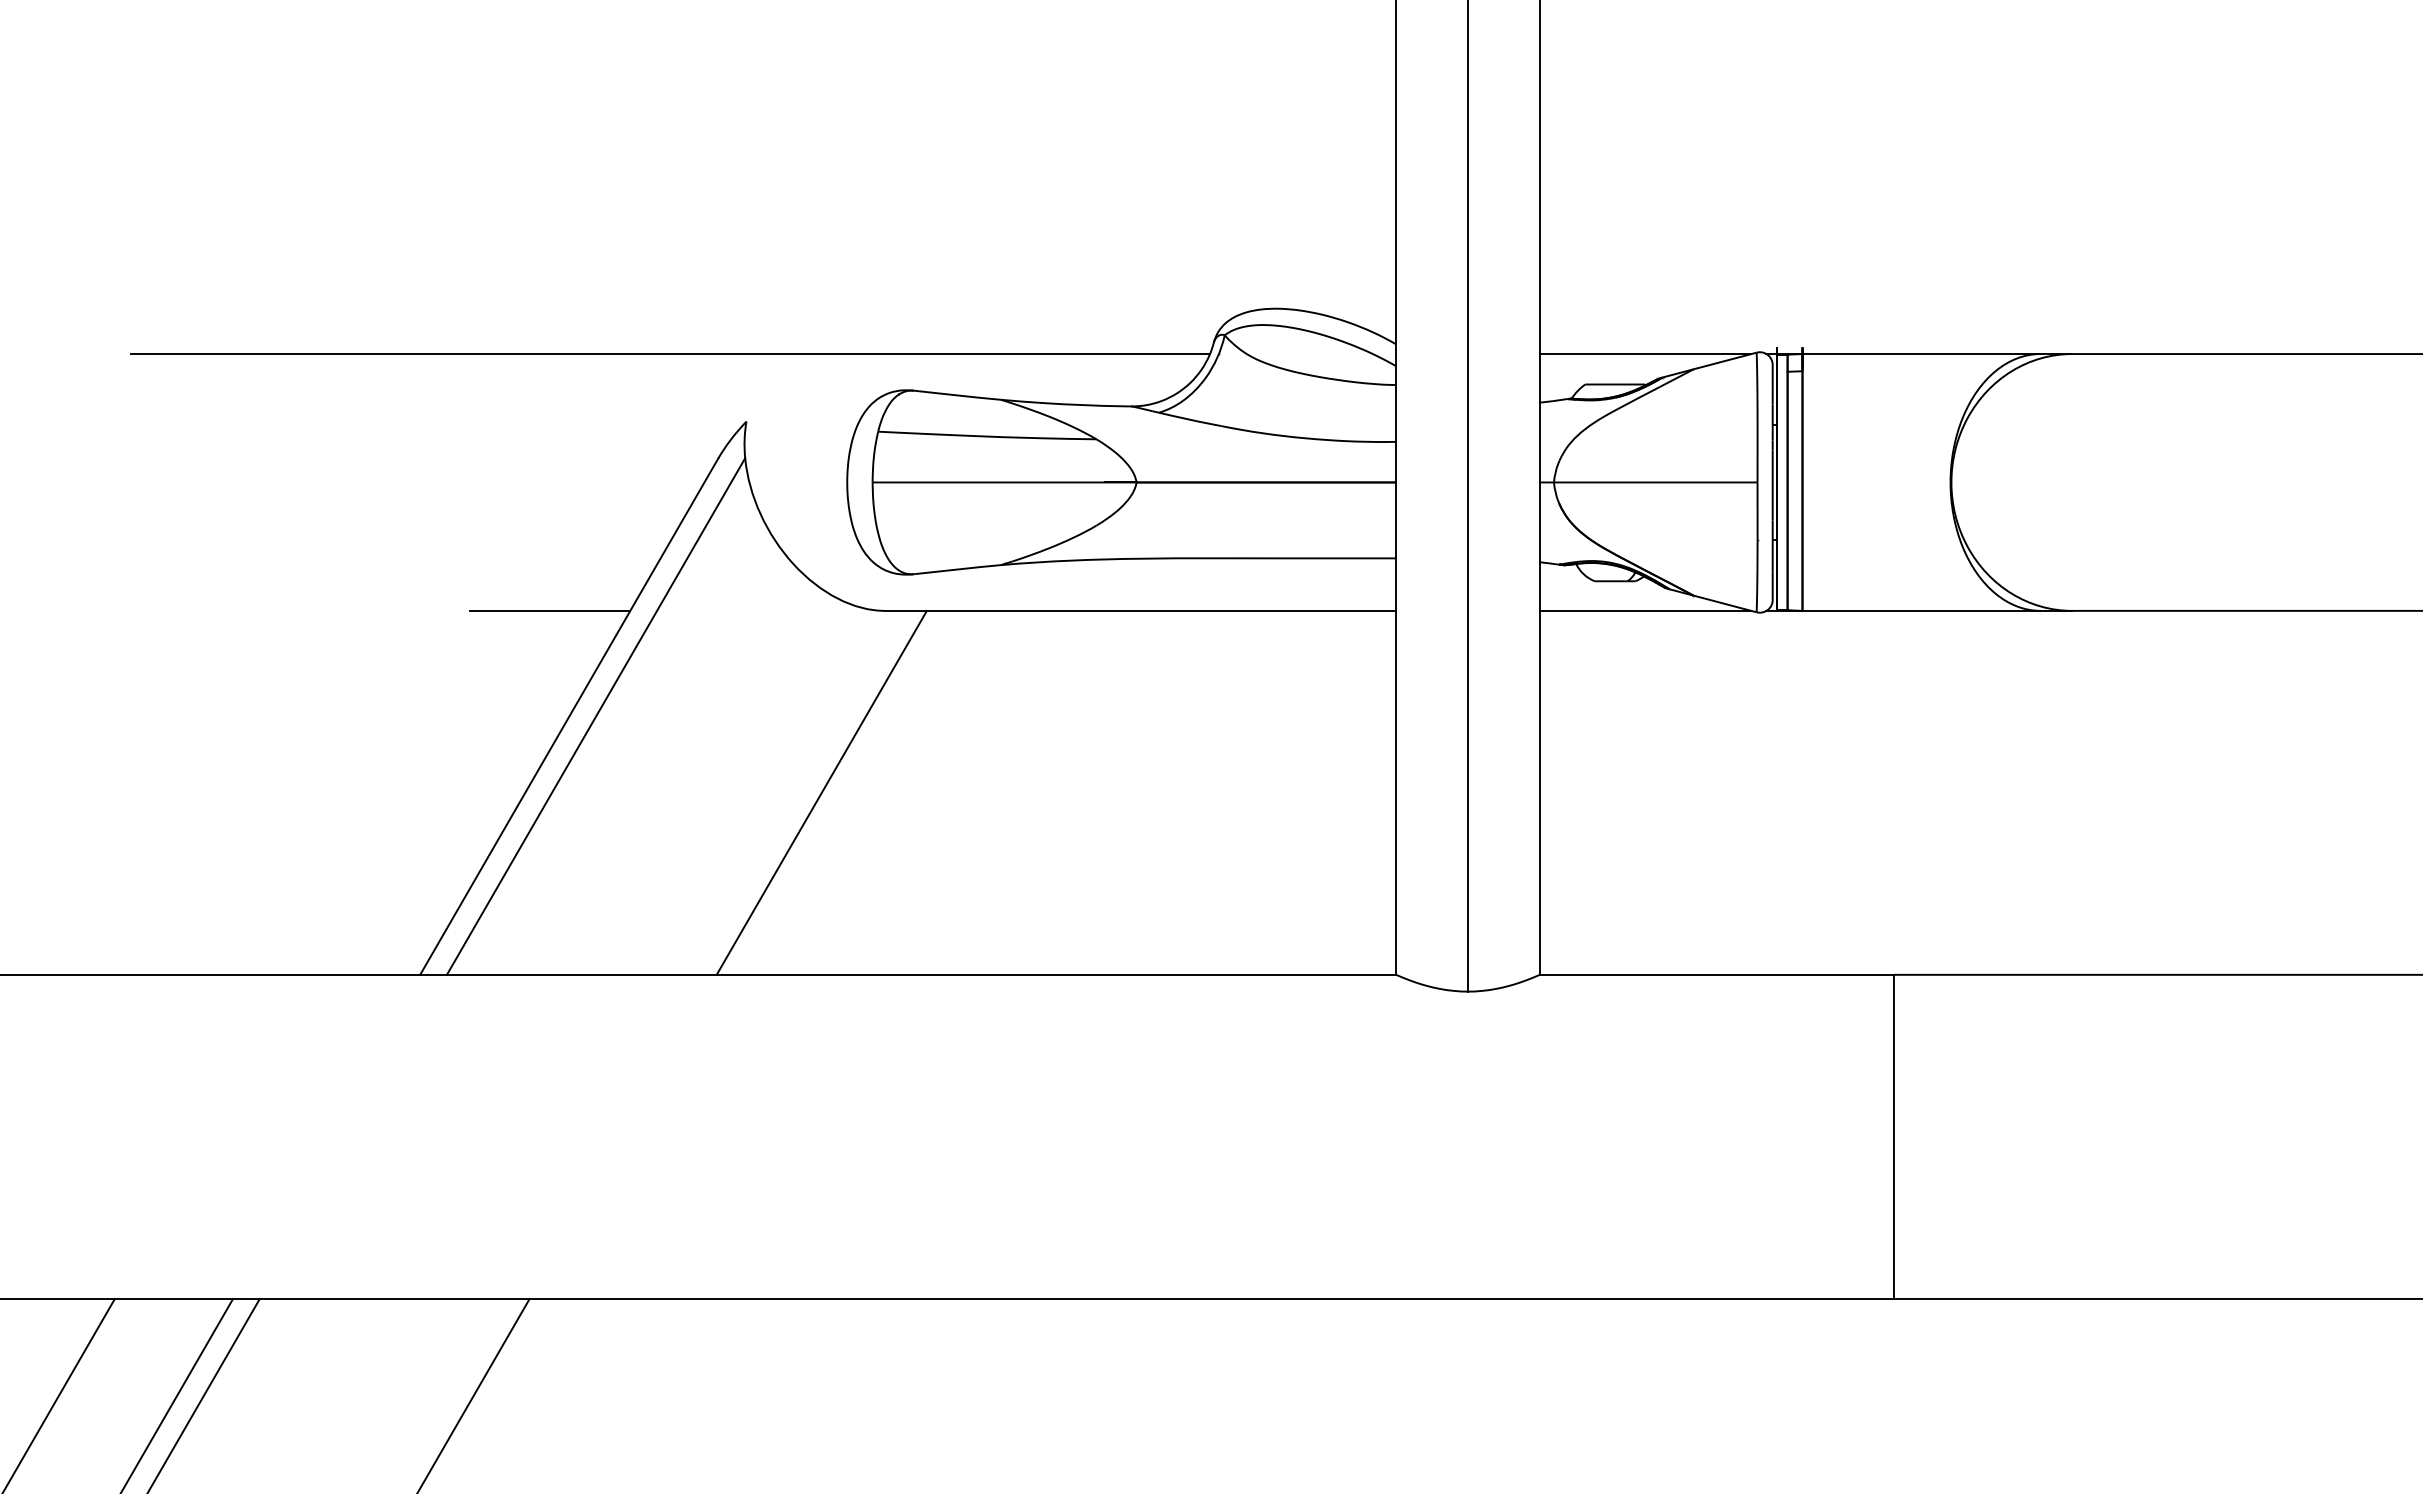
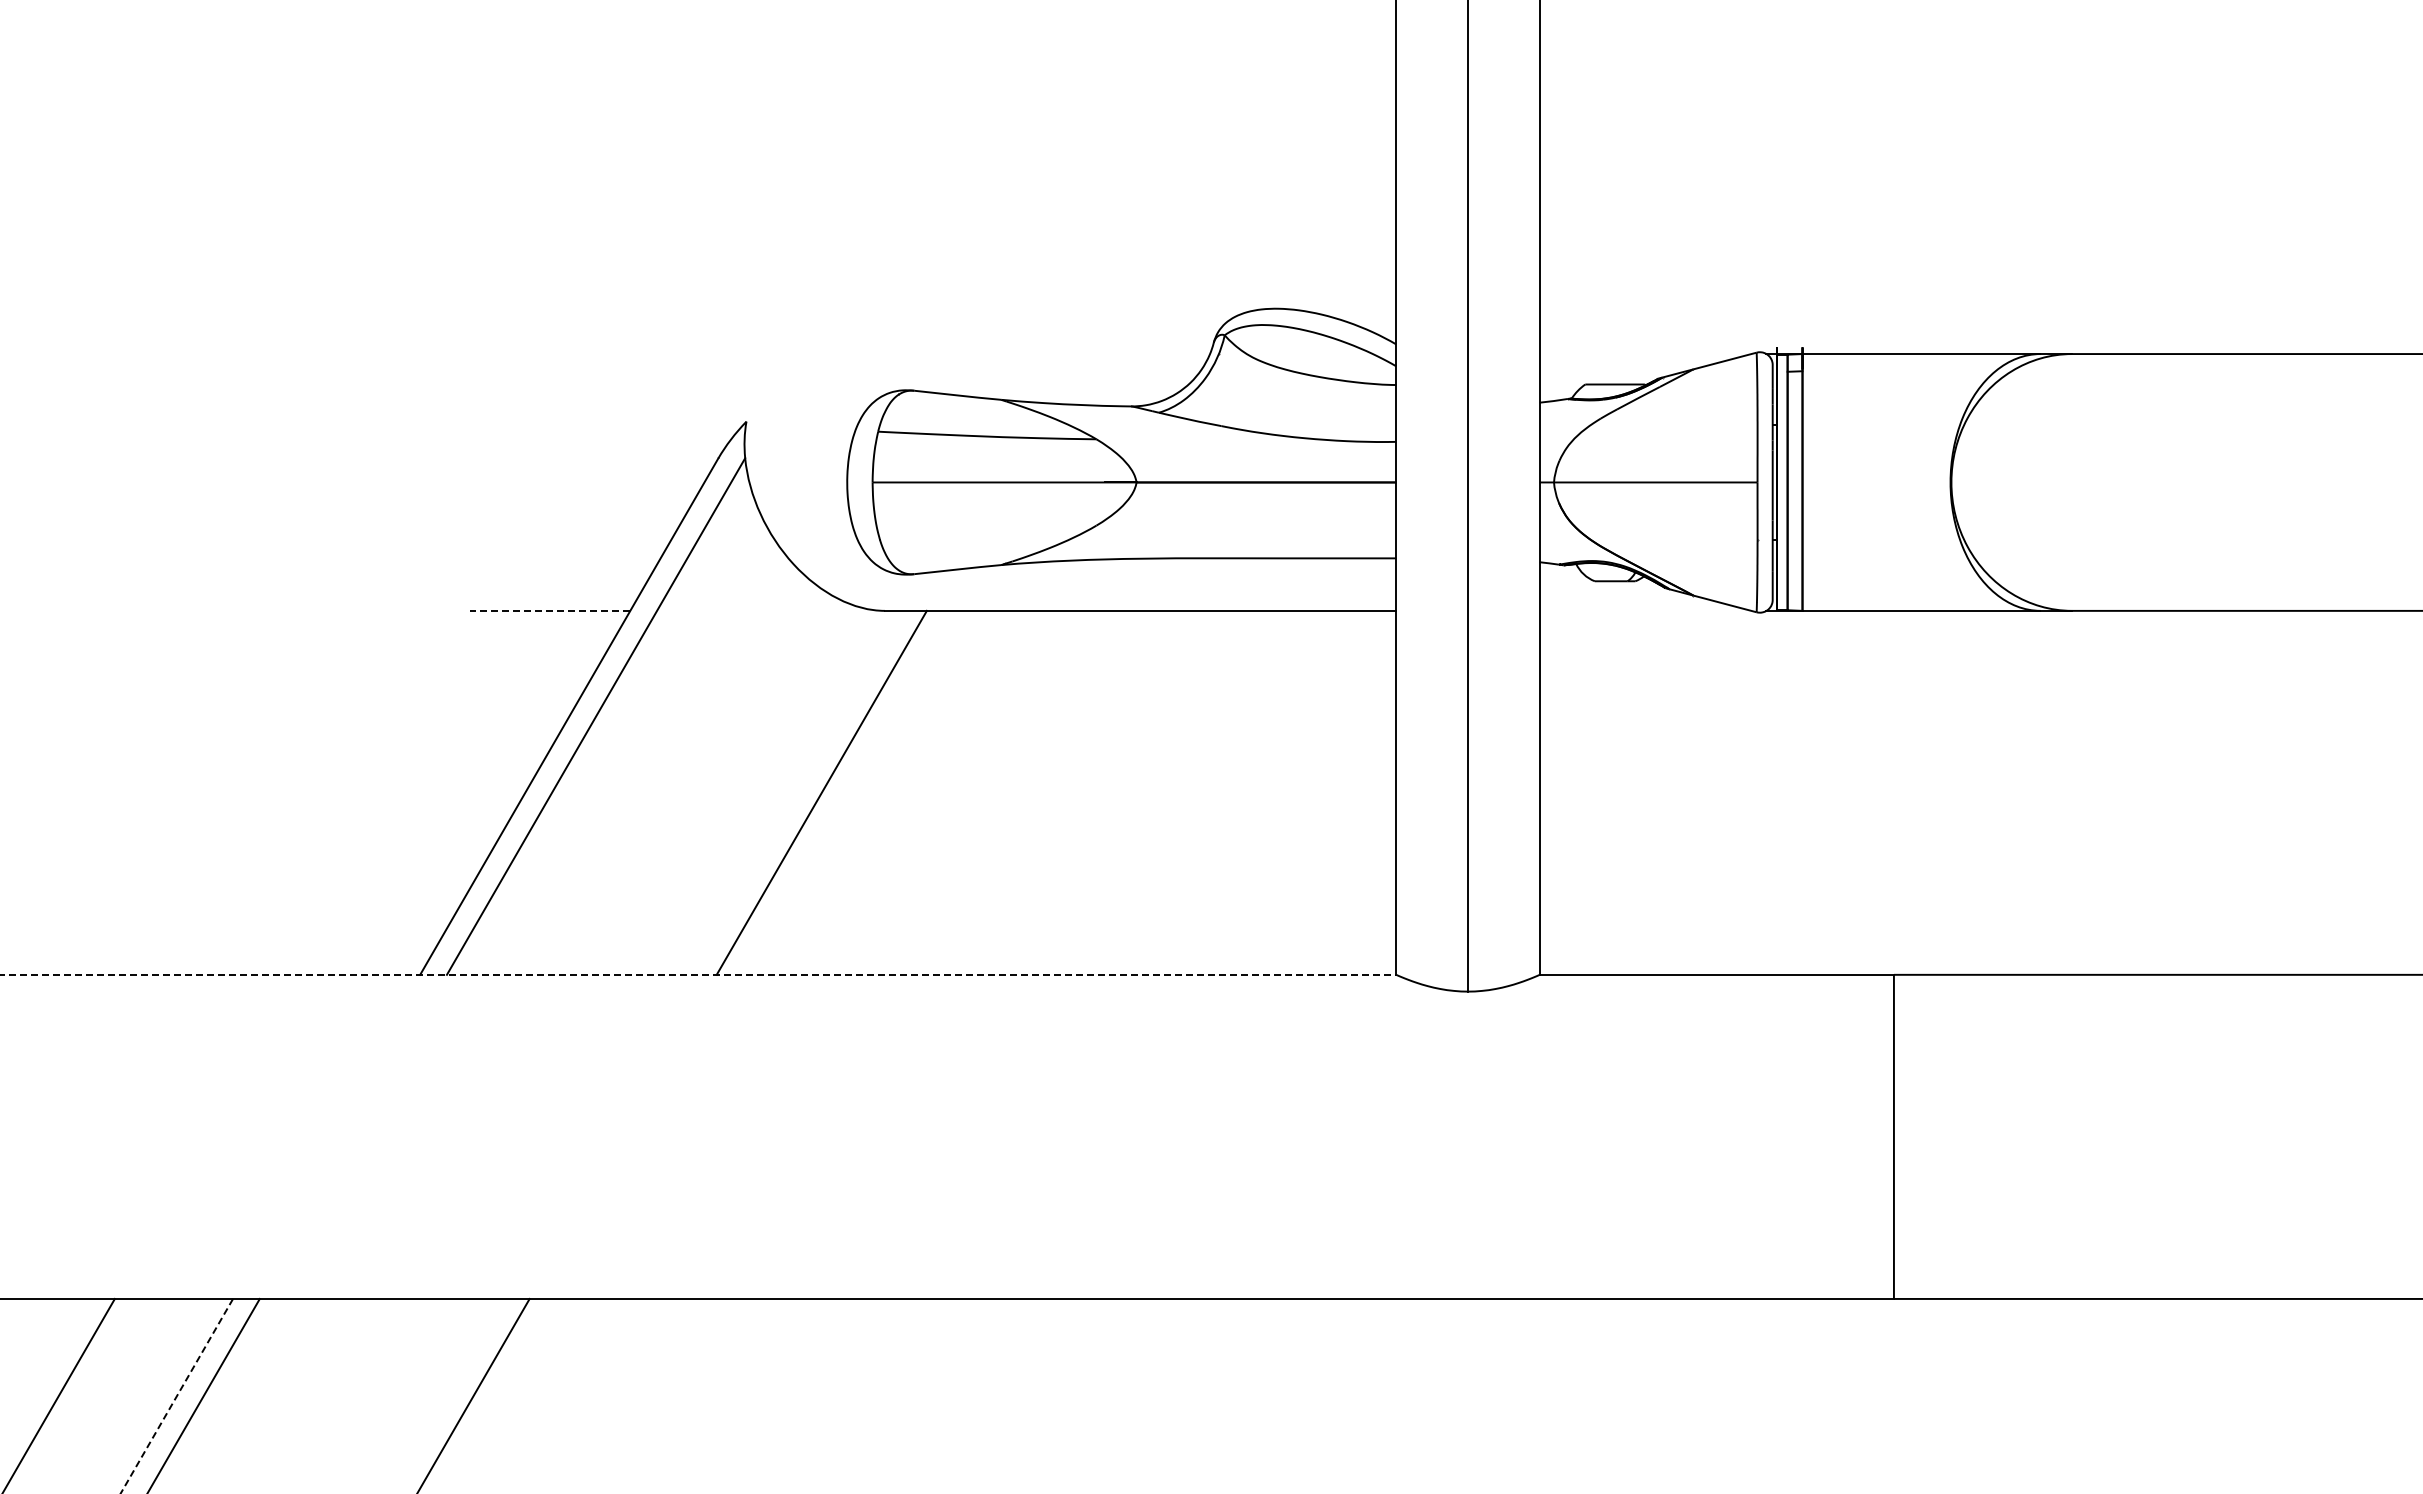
line: present -> none (670, 354)
line: present -> none (1645, 354)
line: solid -> dashed (549, 610)
line: present -> none (1645, 610)
line: solid -> dashed (699, 974)
line: solid -> dashed (176, 1396)
